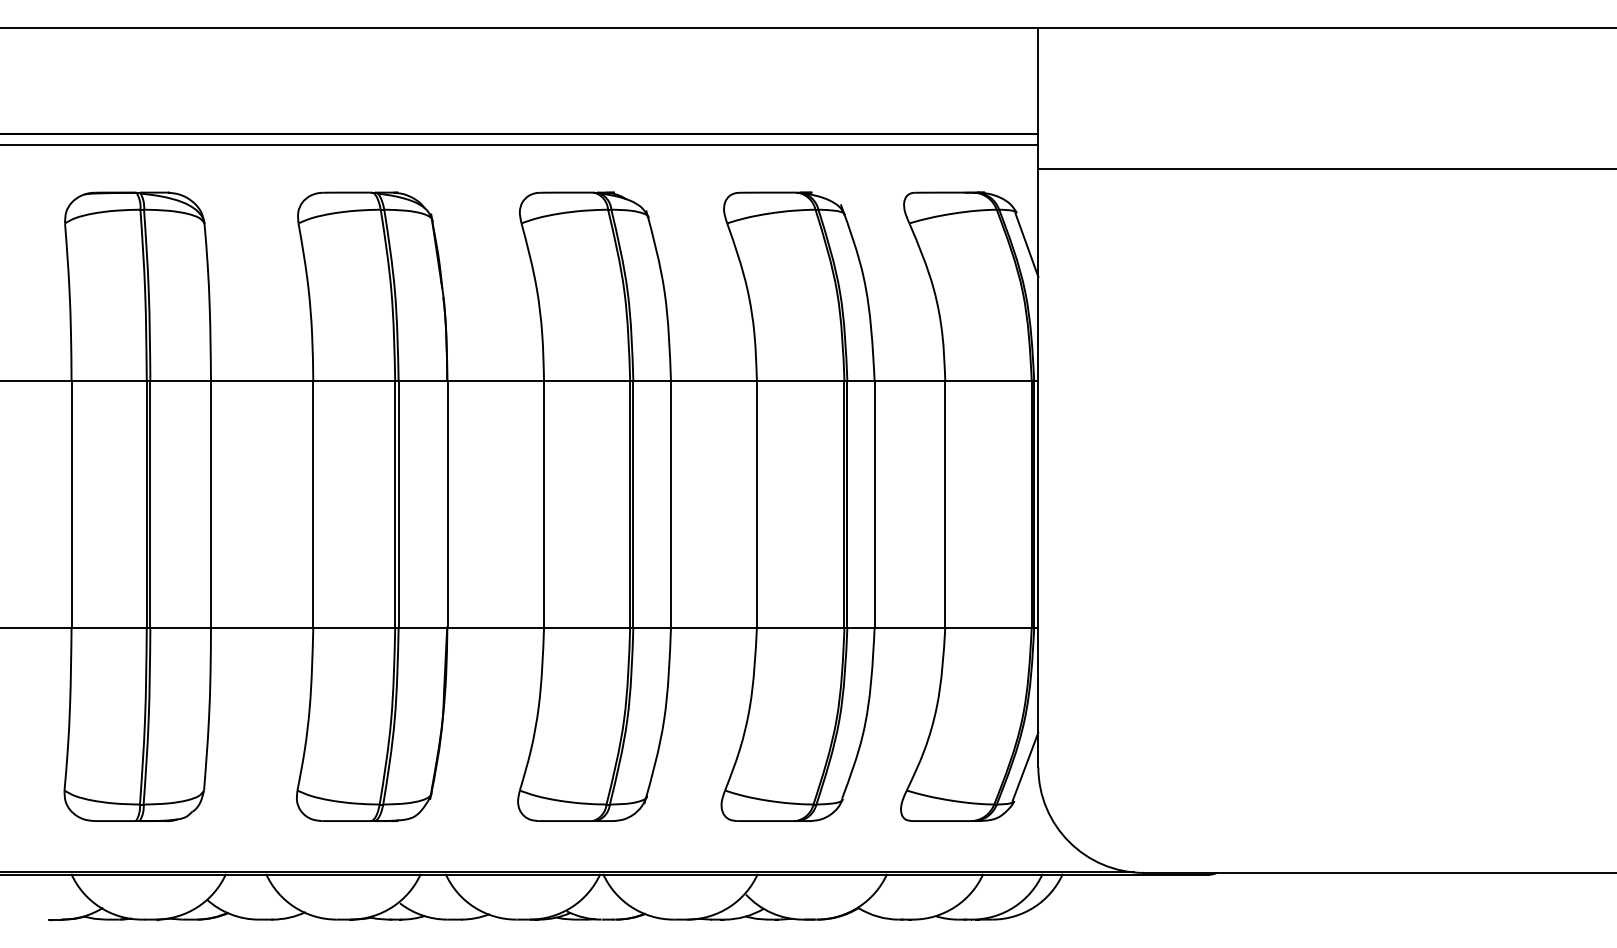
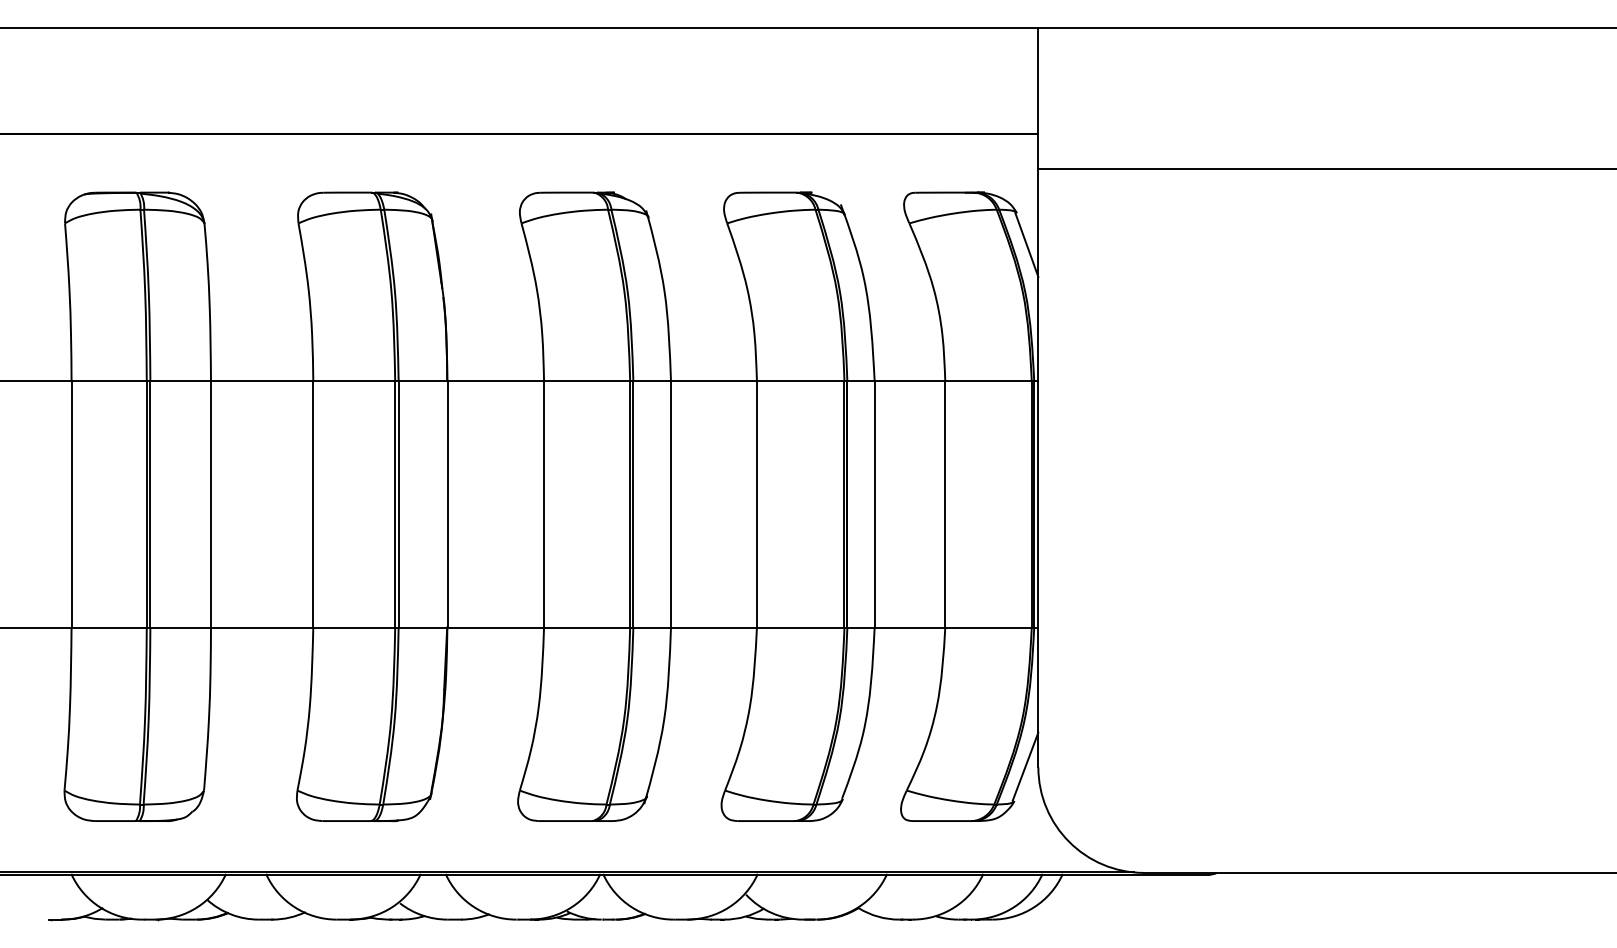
line: present -> none (520, 145)
